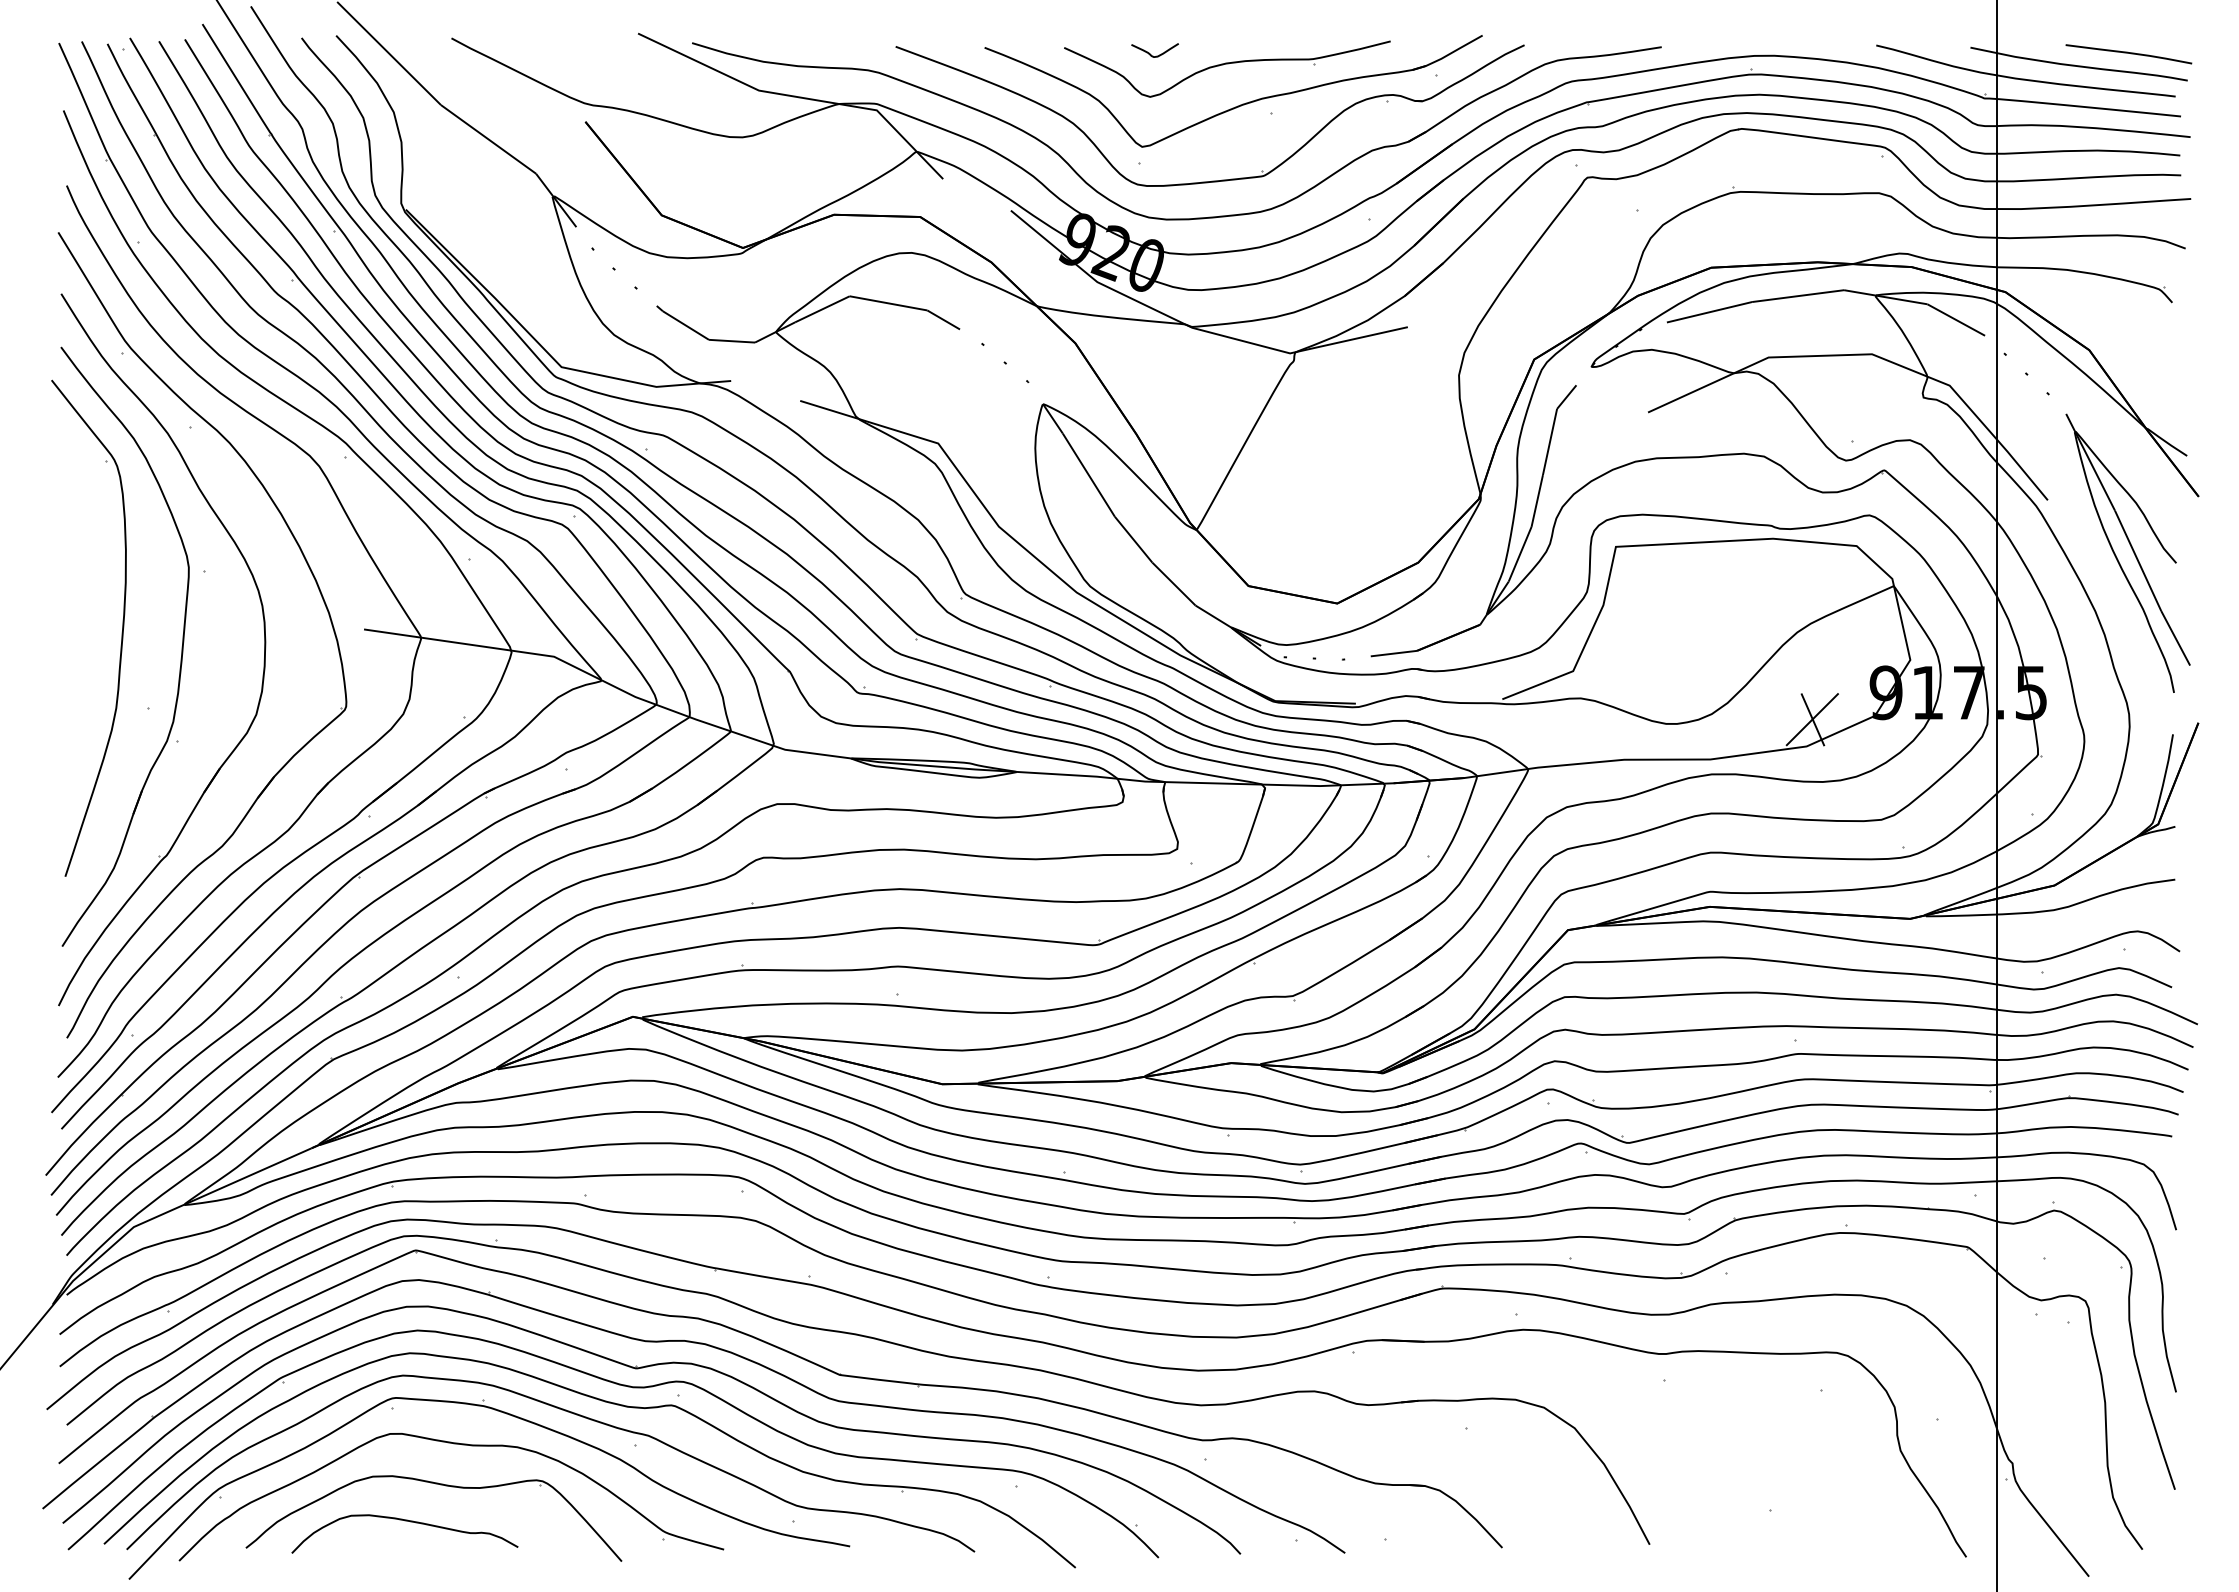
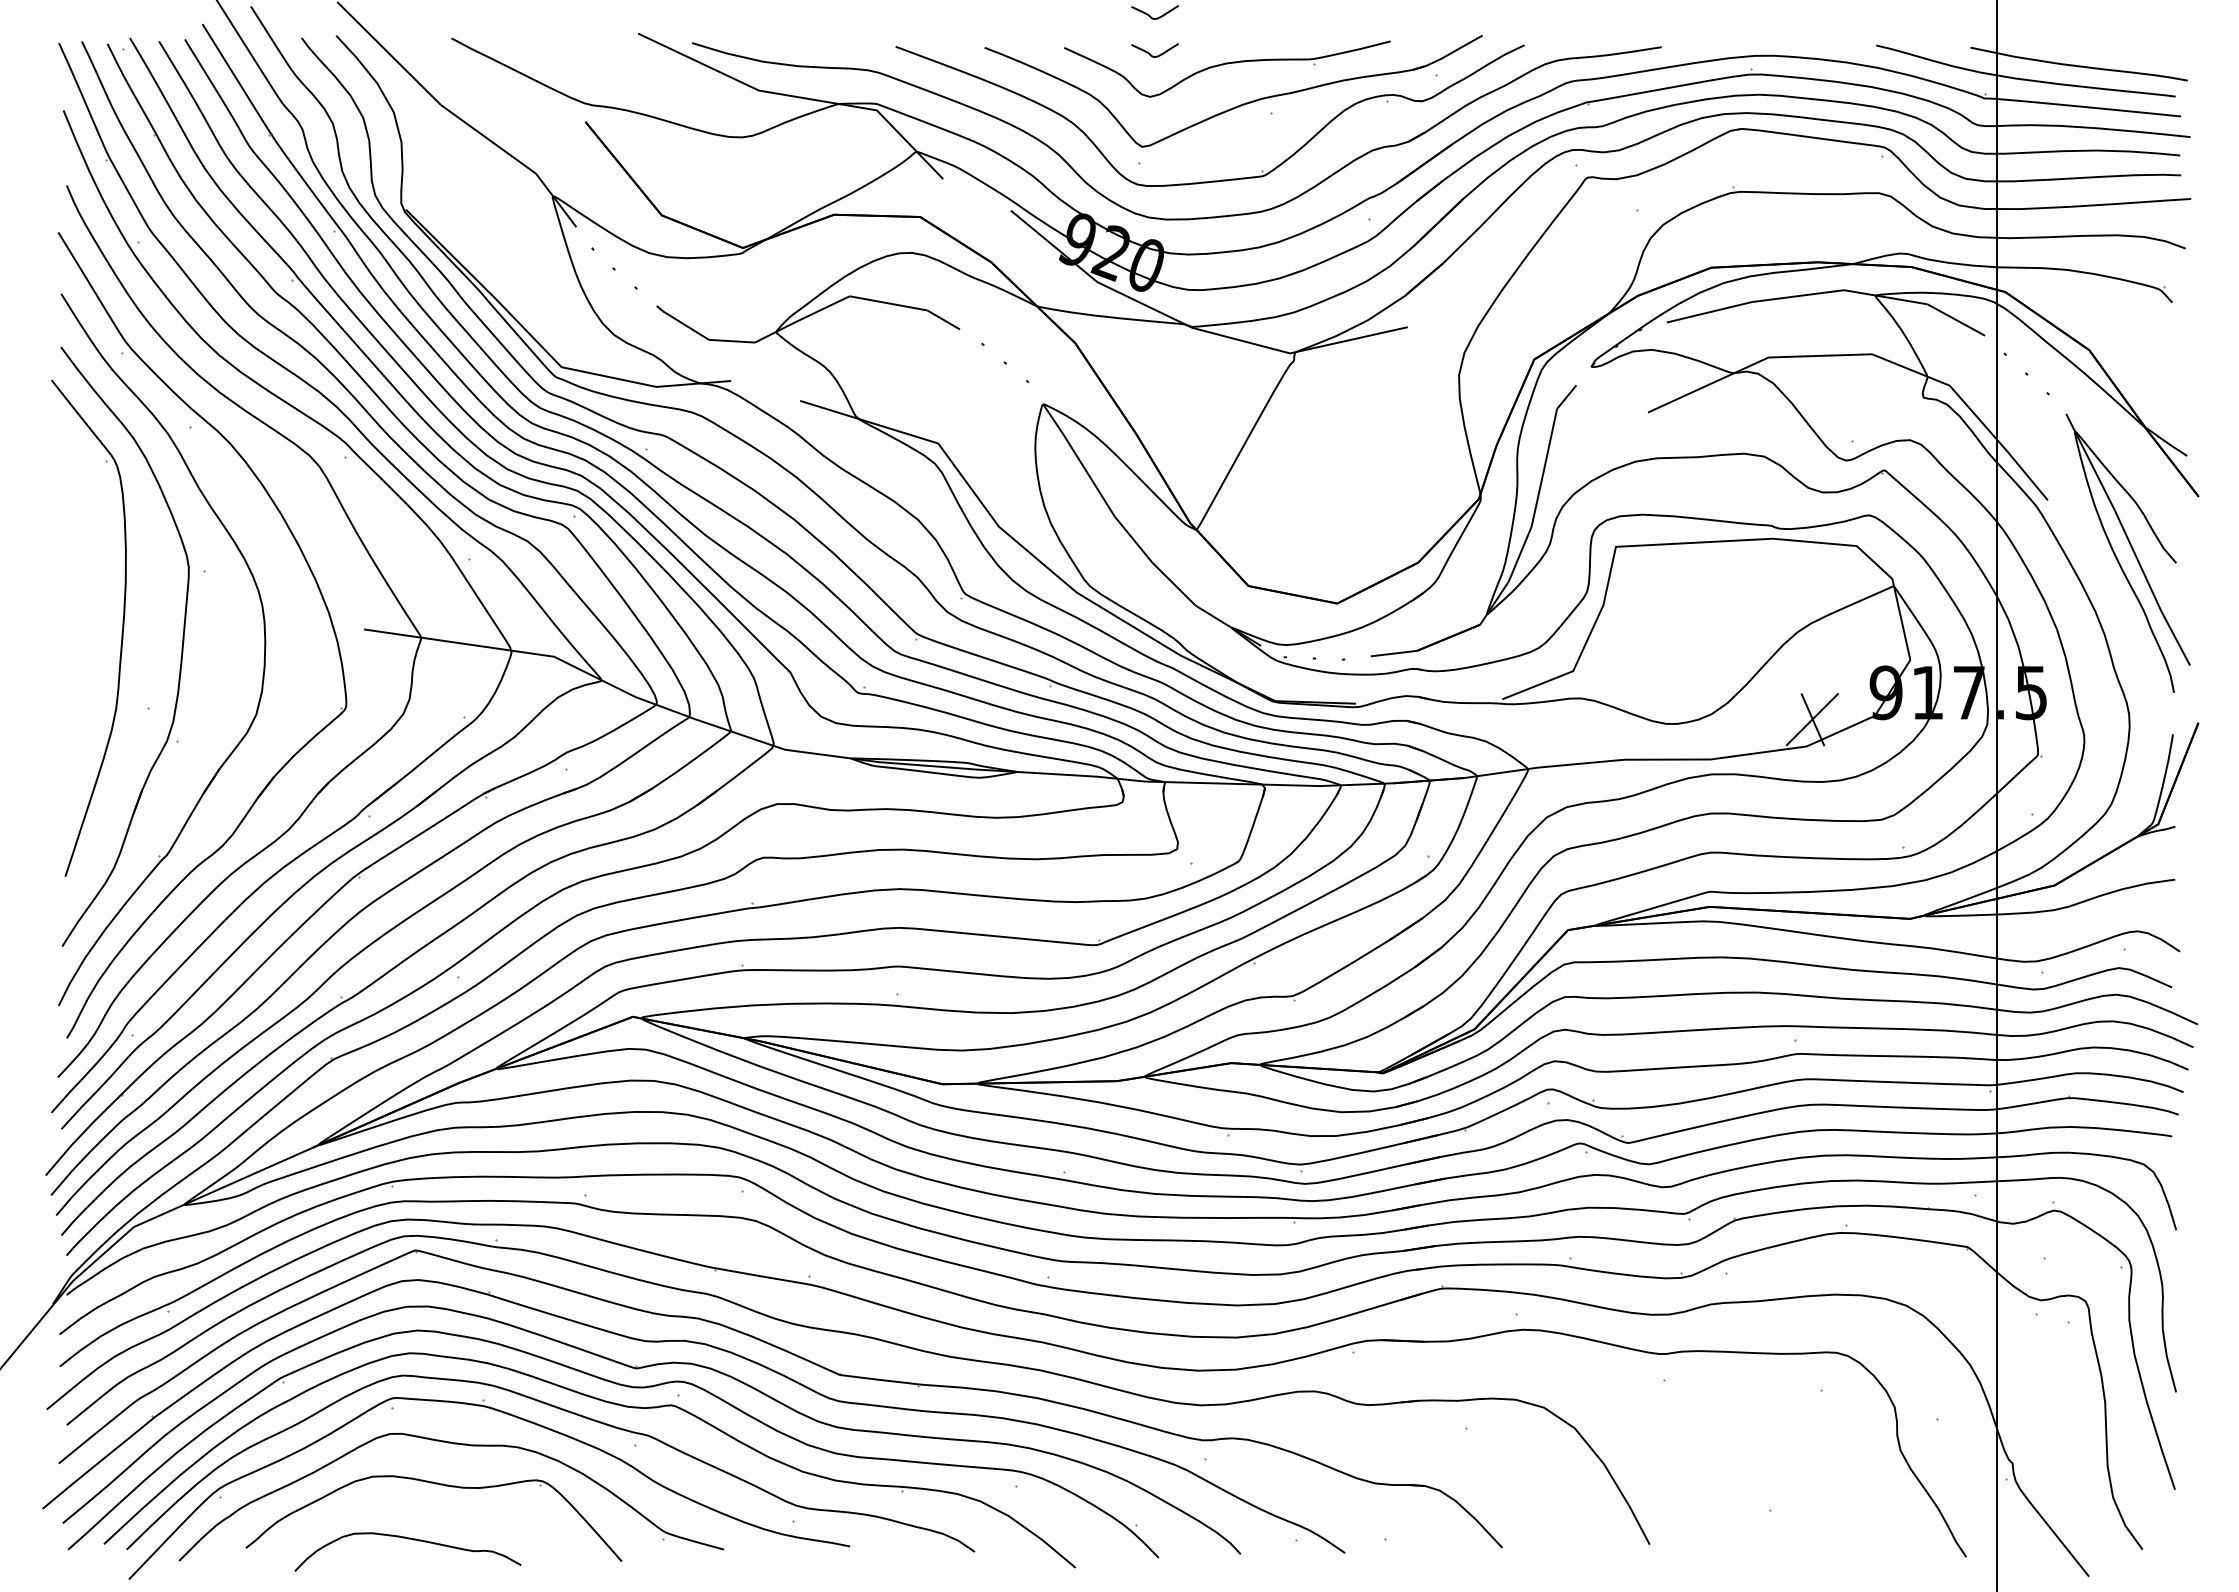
curve: none -> present (1150, 15)
curve: present -> none (2128, 53)
curve position: (404, 1521) -> (407, 1539) (407, 1539)
